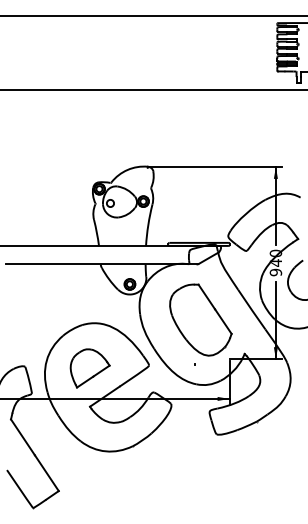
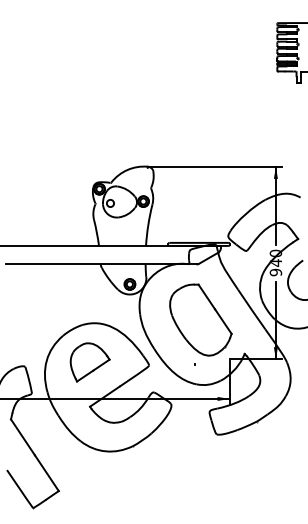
line: present -> none (153, 15)
line: present -> none (153, 90)
part position: (89, 368) -> (89, 362) (89, 362)
